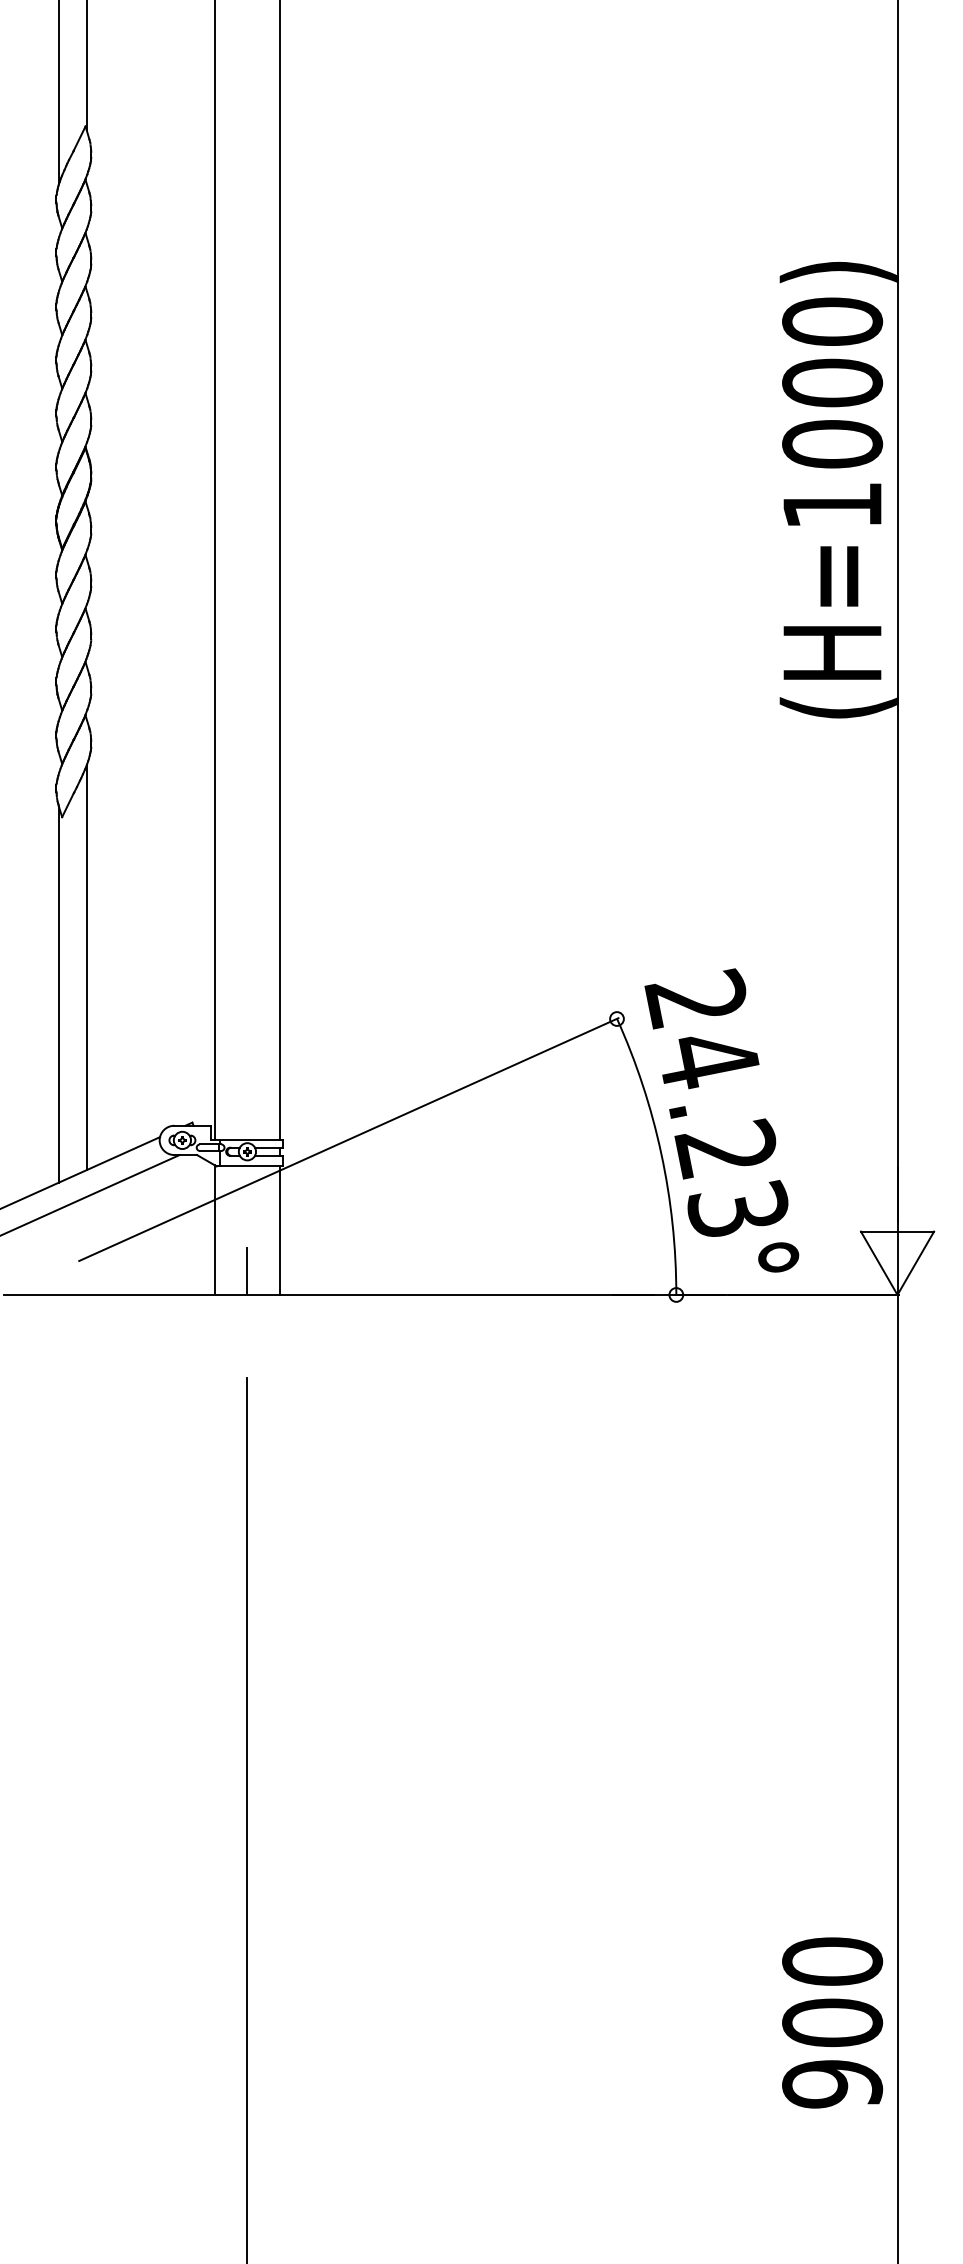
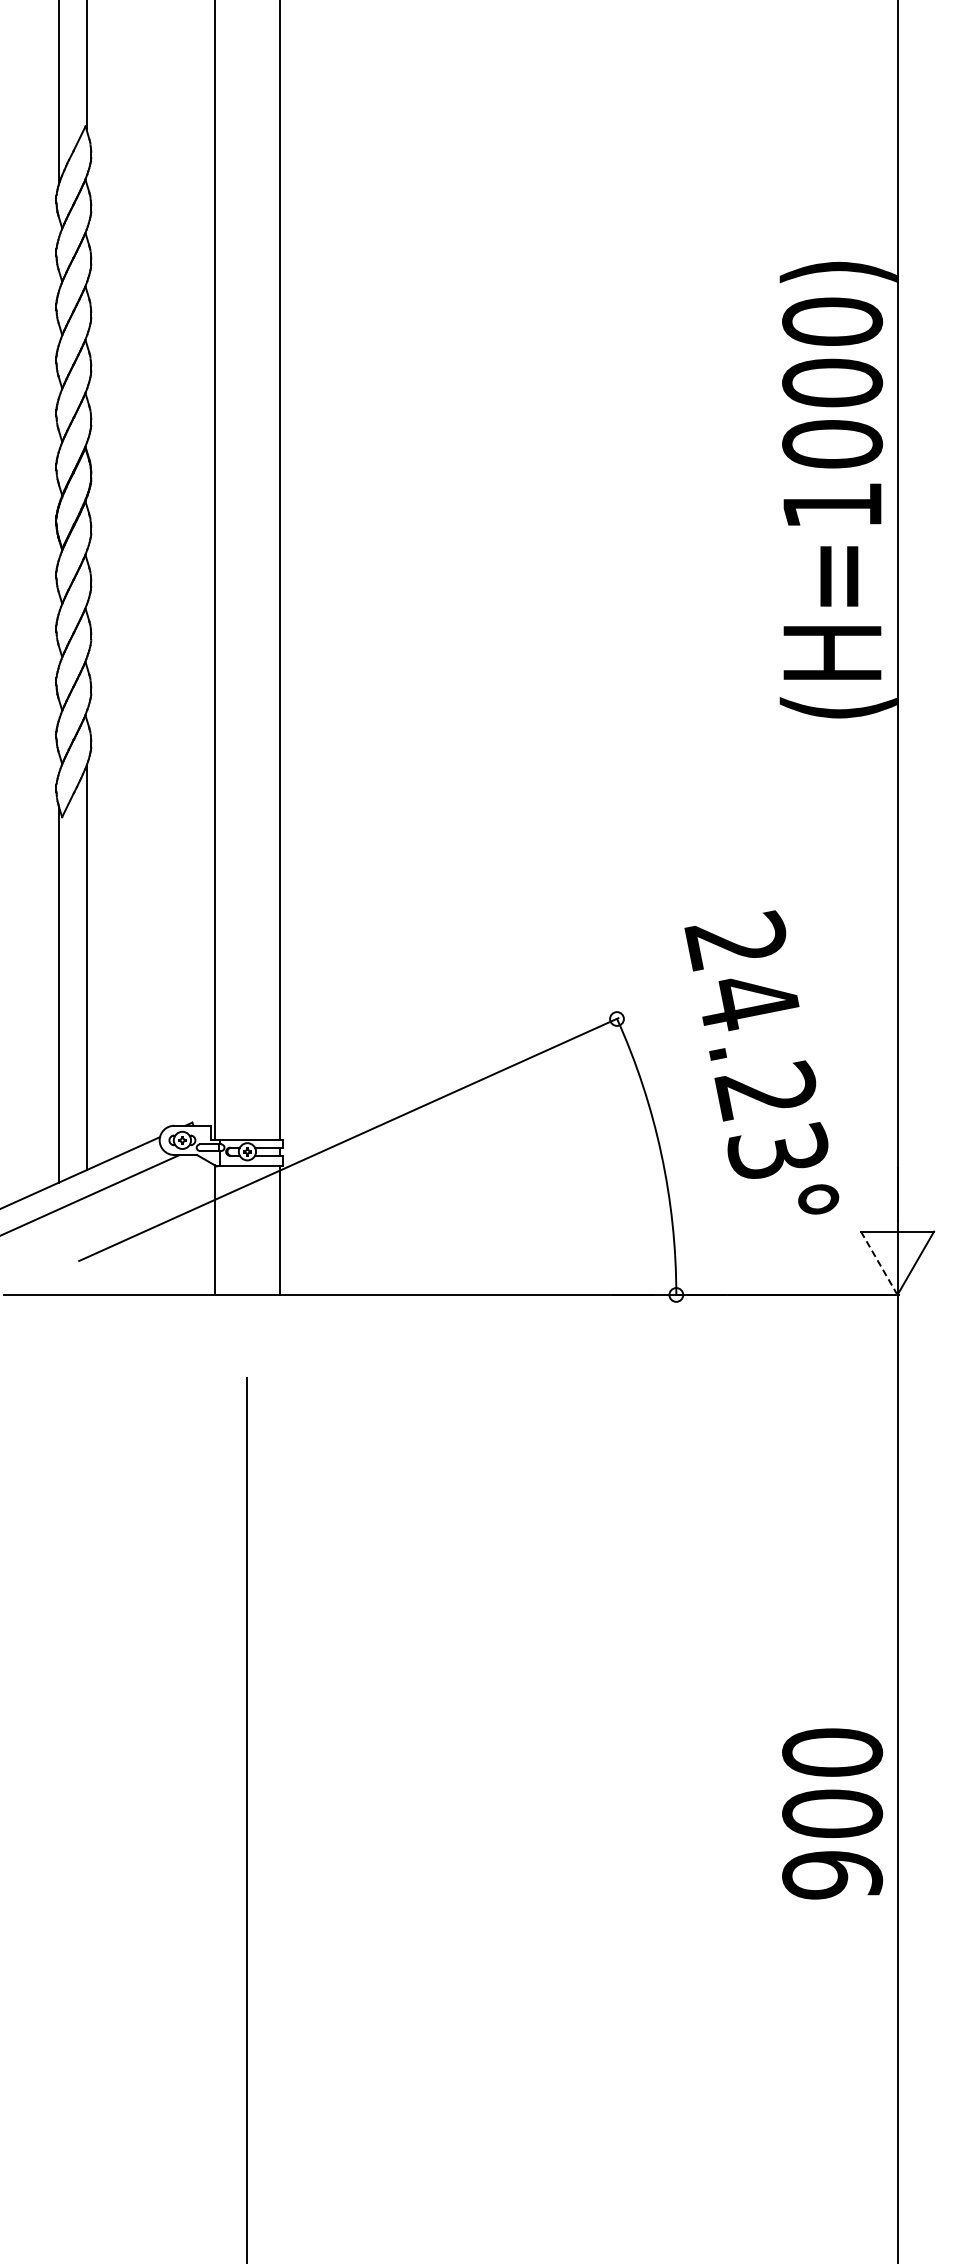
text position: (721, 1120) -> (761, 1062) (761, 1062)
line: solid -> dashed (879, 1263)
line: present -> none (247, 1270)
text position: (832, 2022) -> (832, 1813) (832, 1813)
